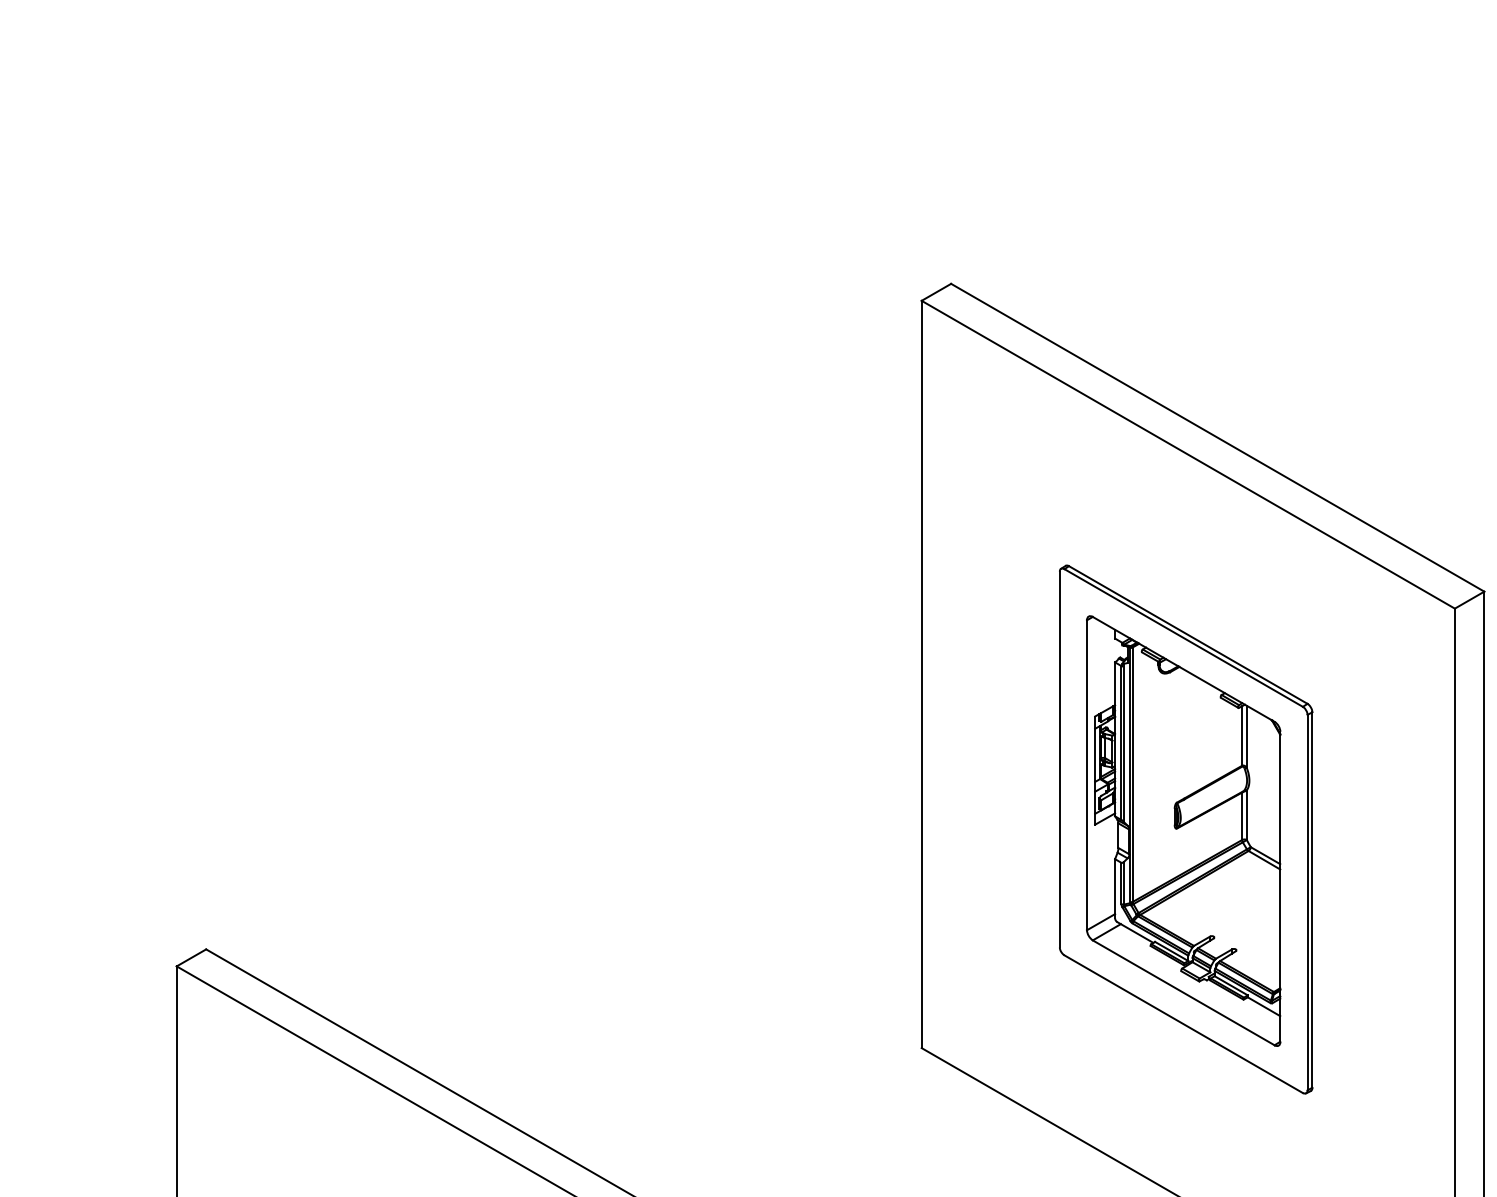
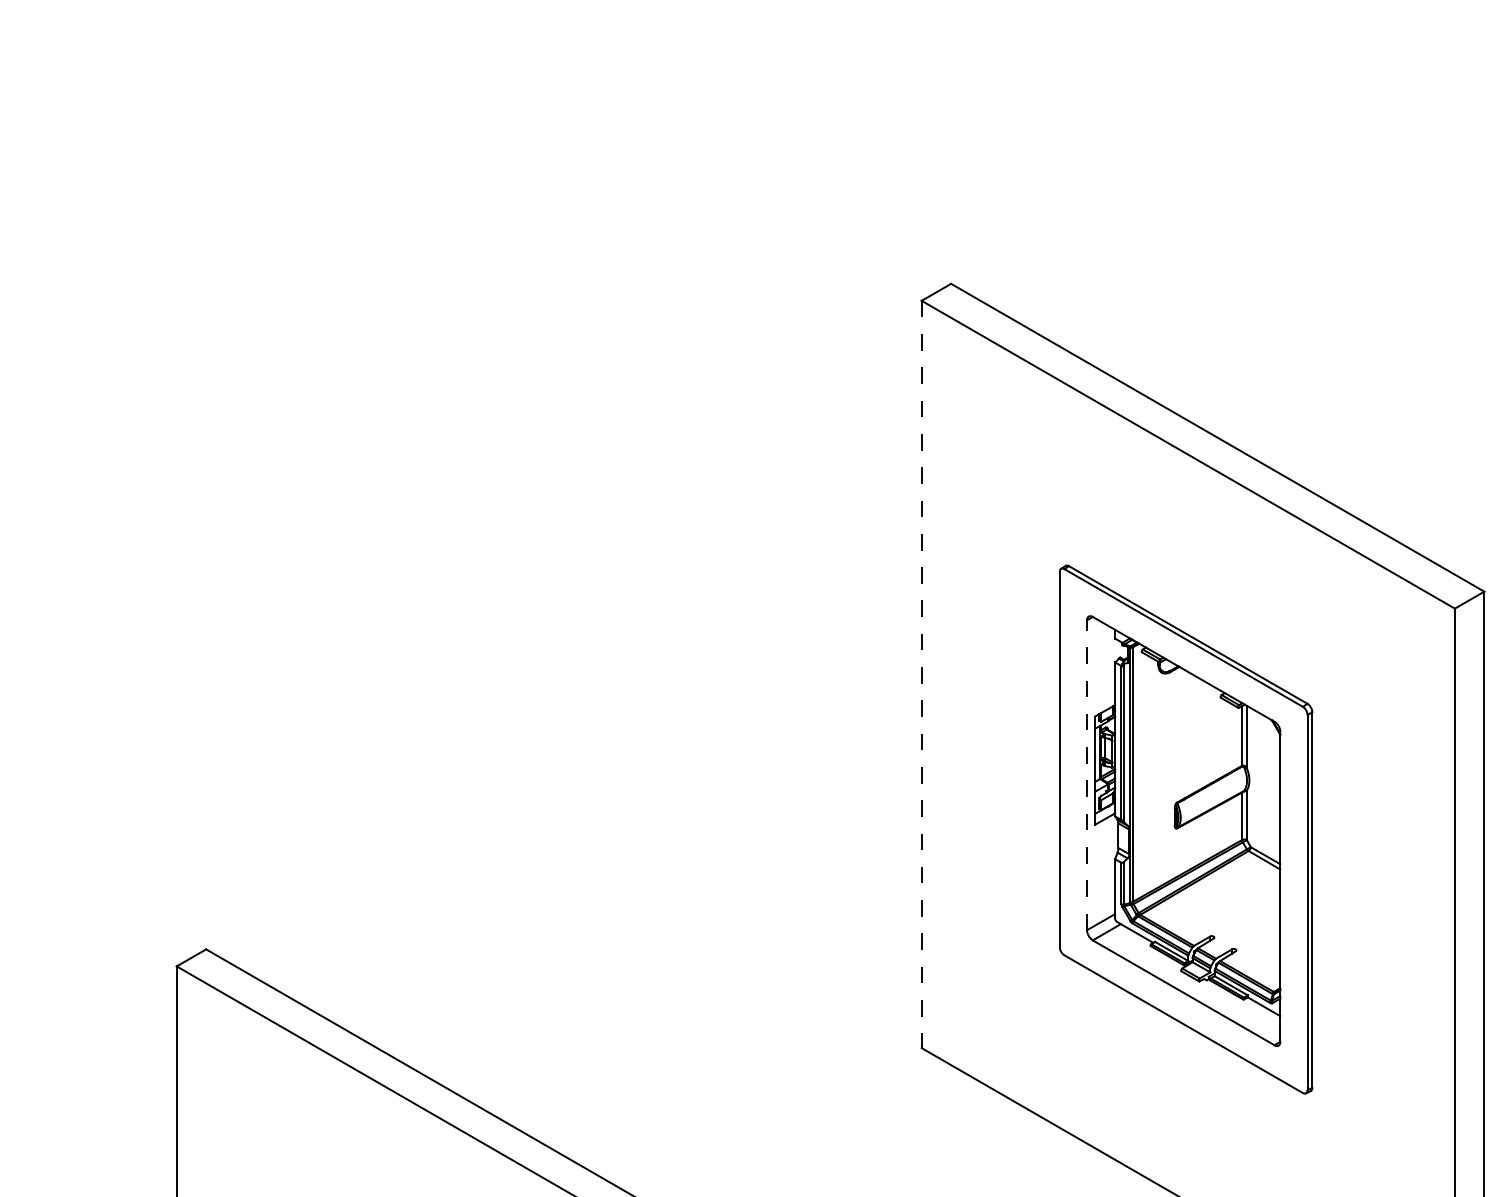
line: solid -> dashed (921, 674)
line: solid -> dashed (1086, 775)
